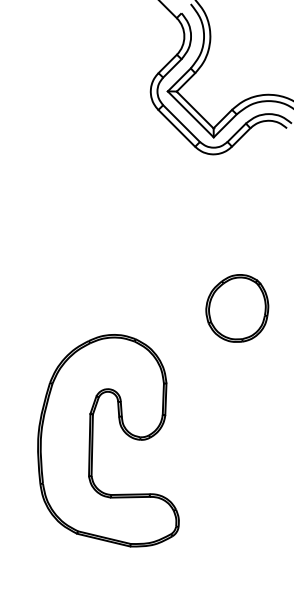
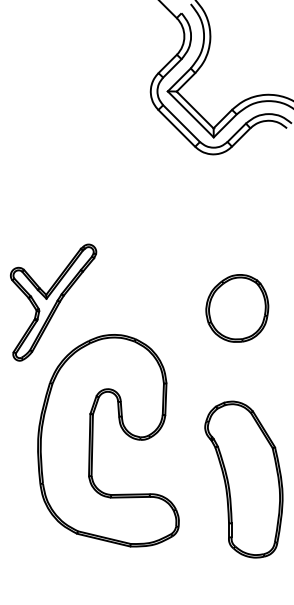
part: none -> present (53, 302)
part: none -> present (243, 479)
